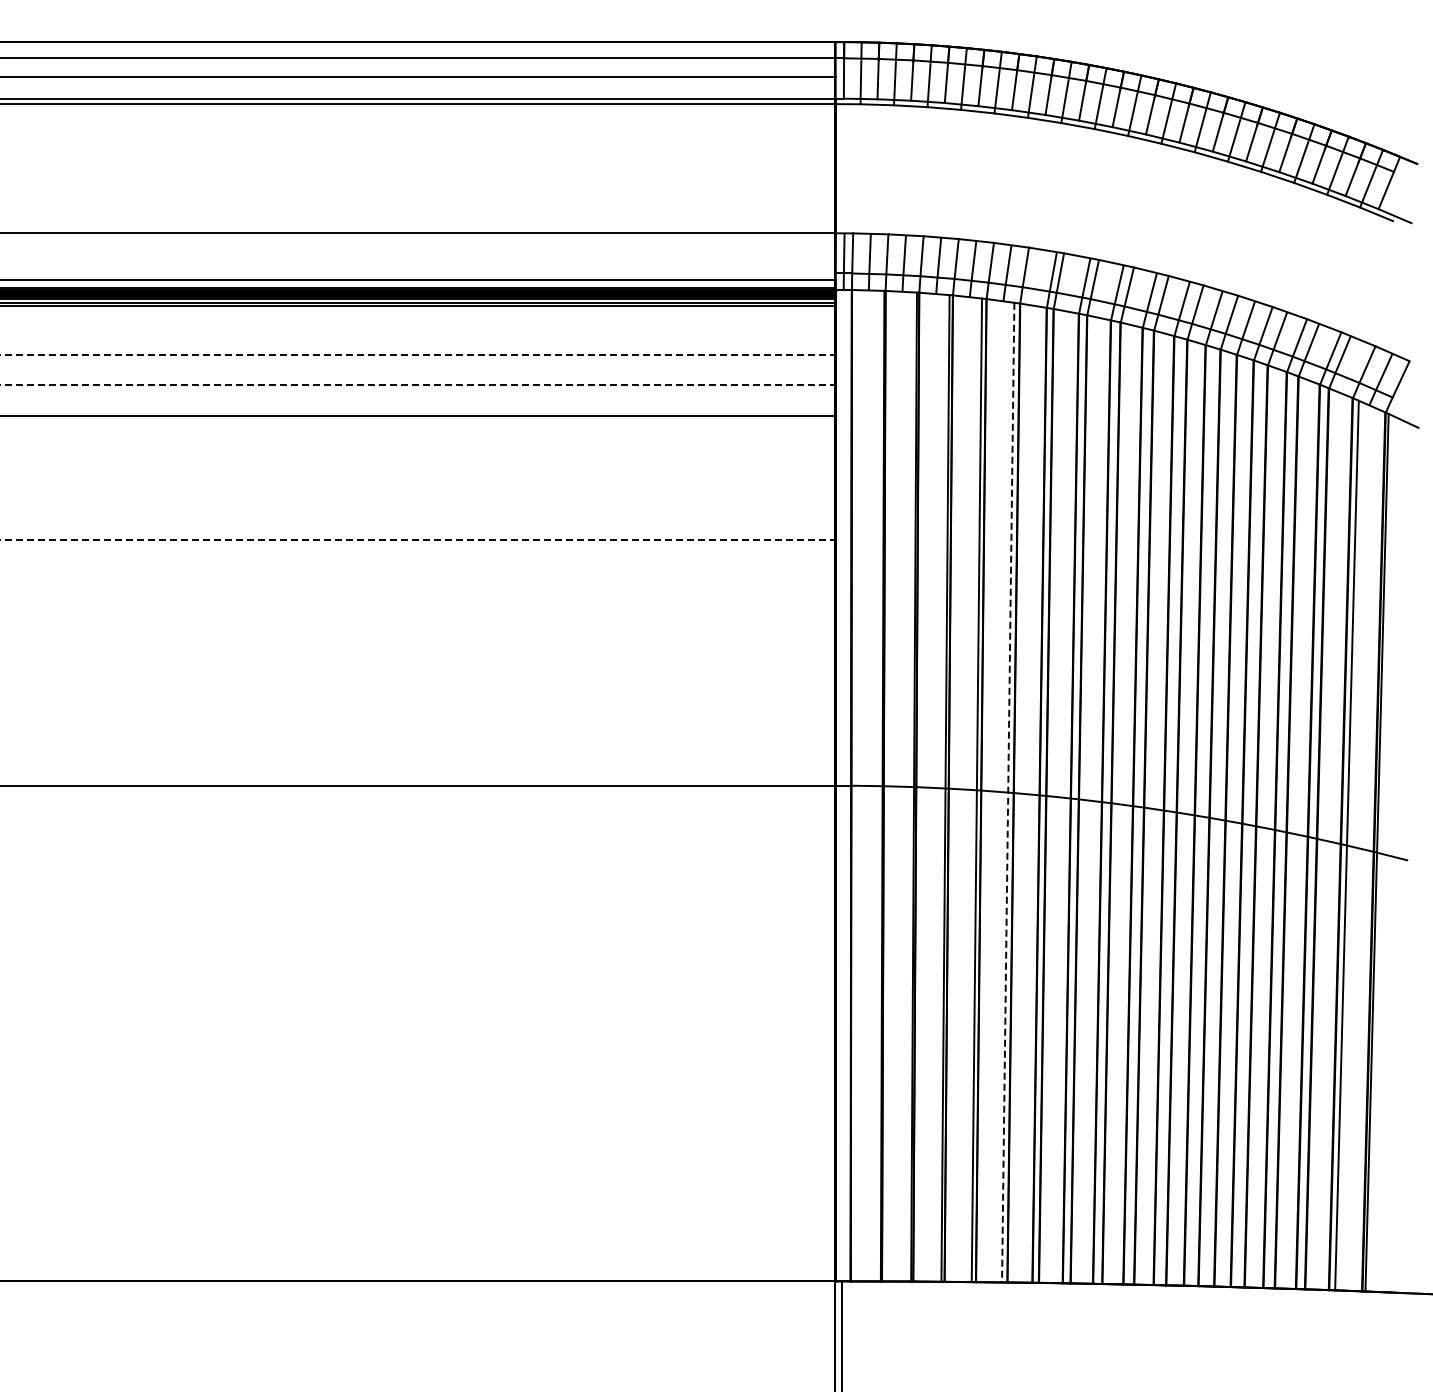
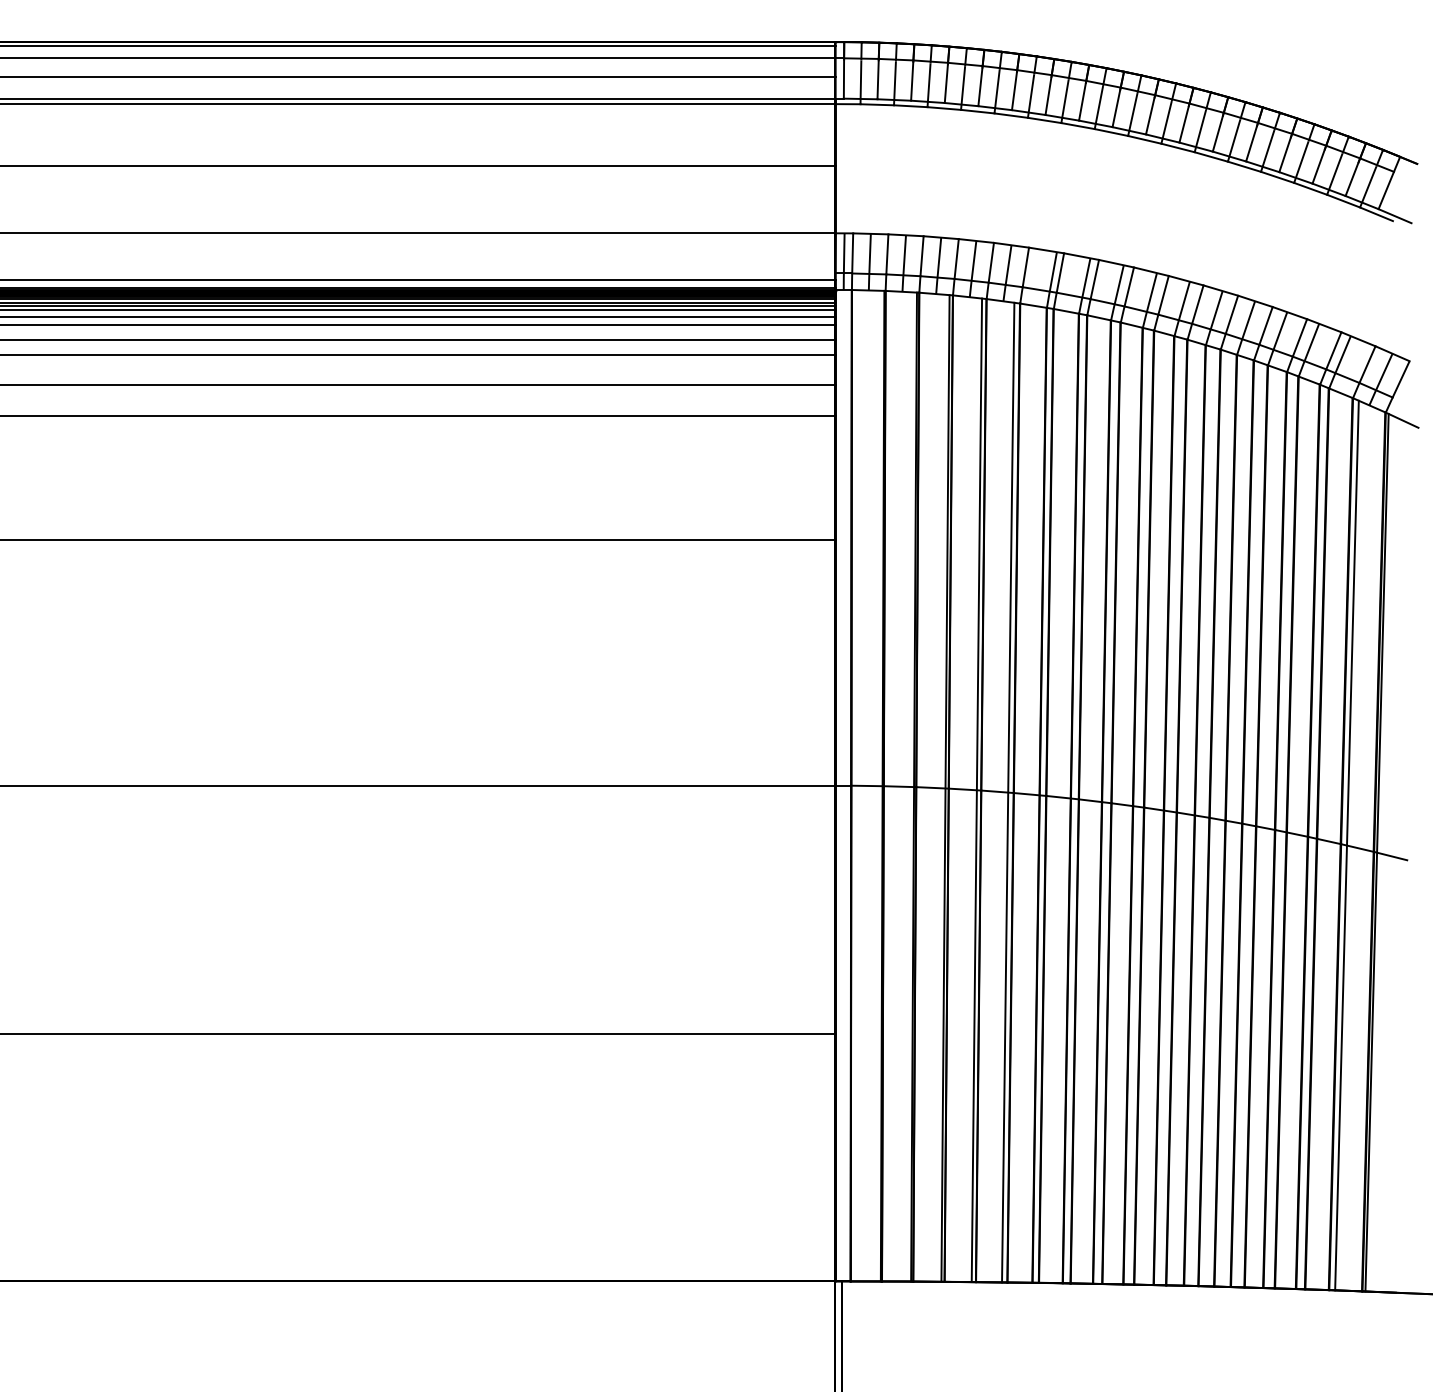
line: none -> present (418, 46)
line: none -> present (418, 166)
line: none -> present (418, 310)
line: none -> present (418, 317)
line: none -> present (418, 324)
line: none -> present (418, 339)
line: dashed -> solid (418, 354)
line: dashed -> solid (418, 385)
line: dashed -> solid (418, 539)
line: dashed -> solid (1008, 792)
line: none -> present (418, 1033)
